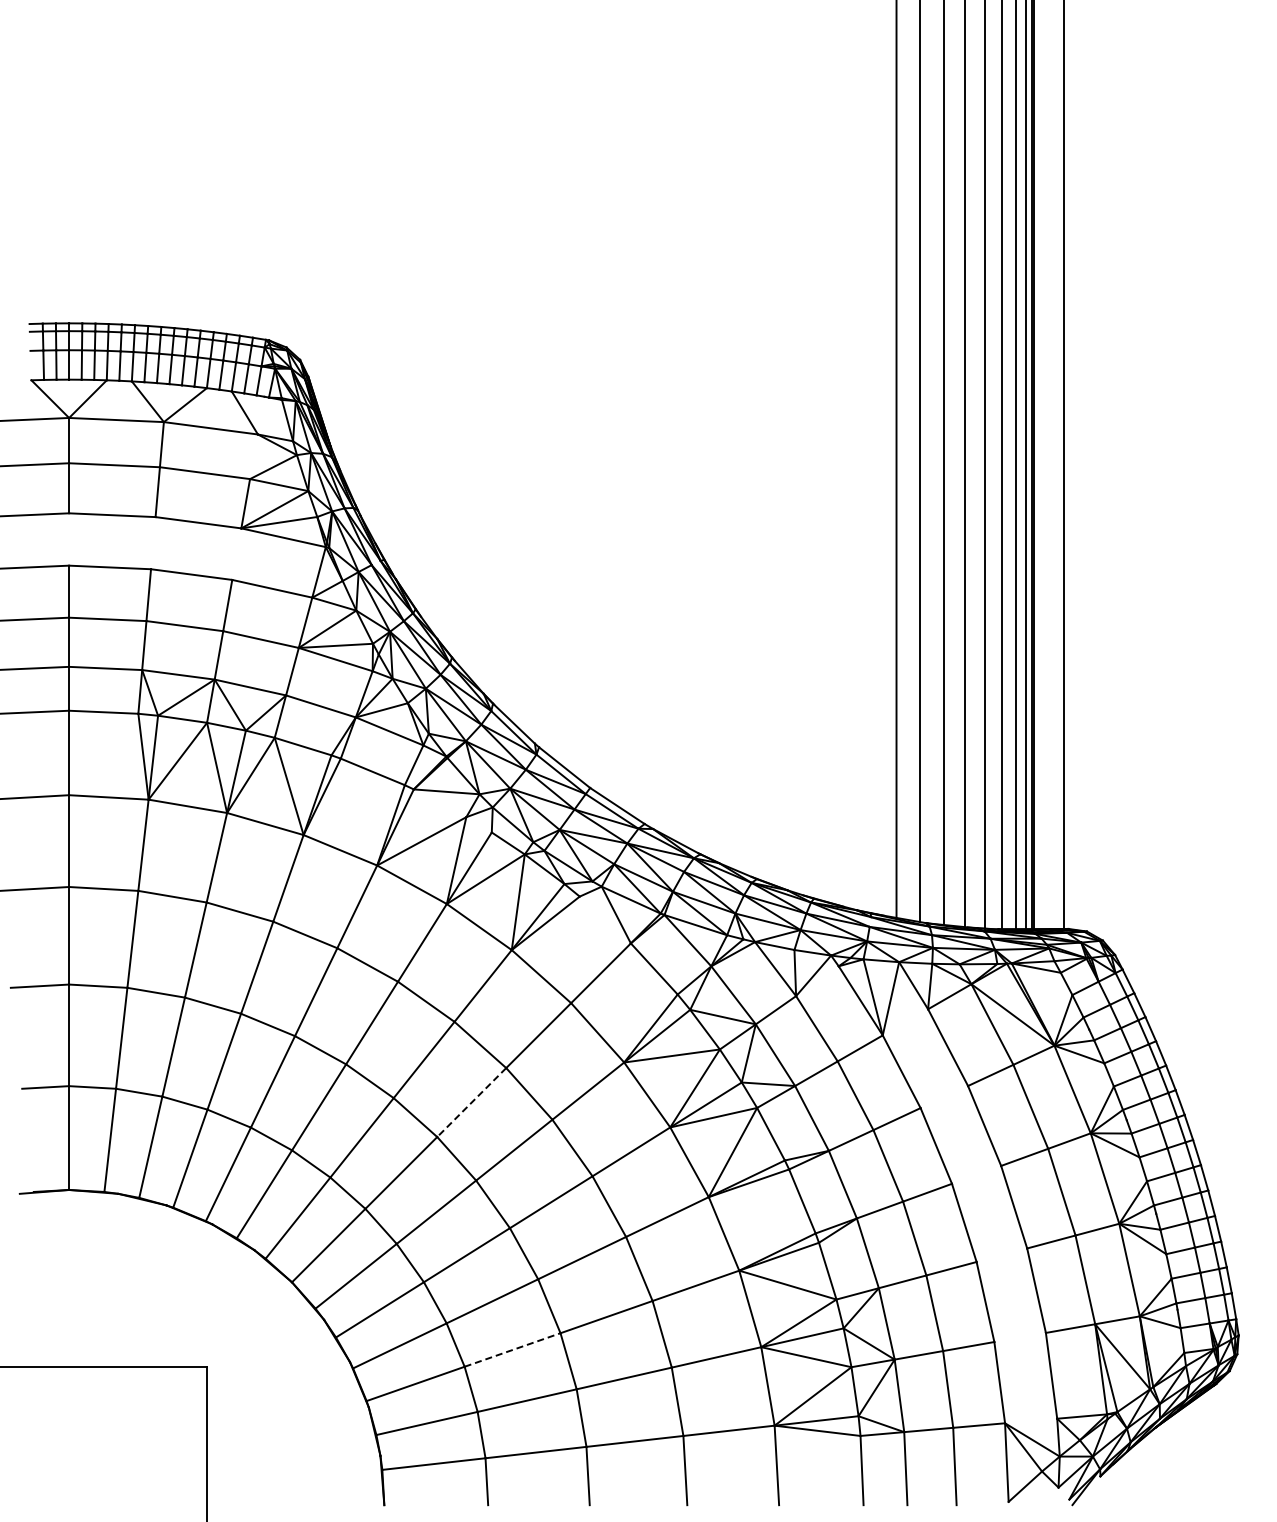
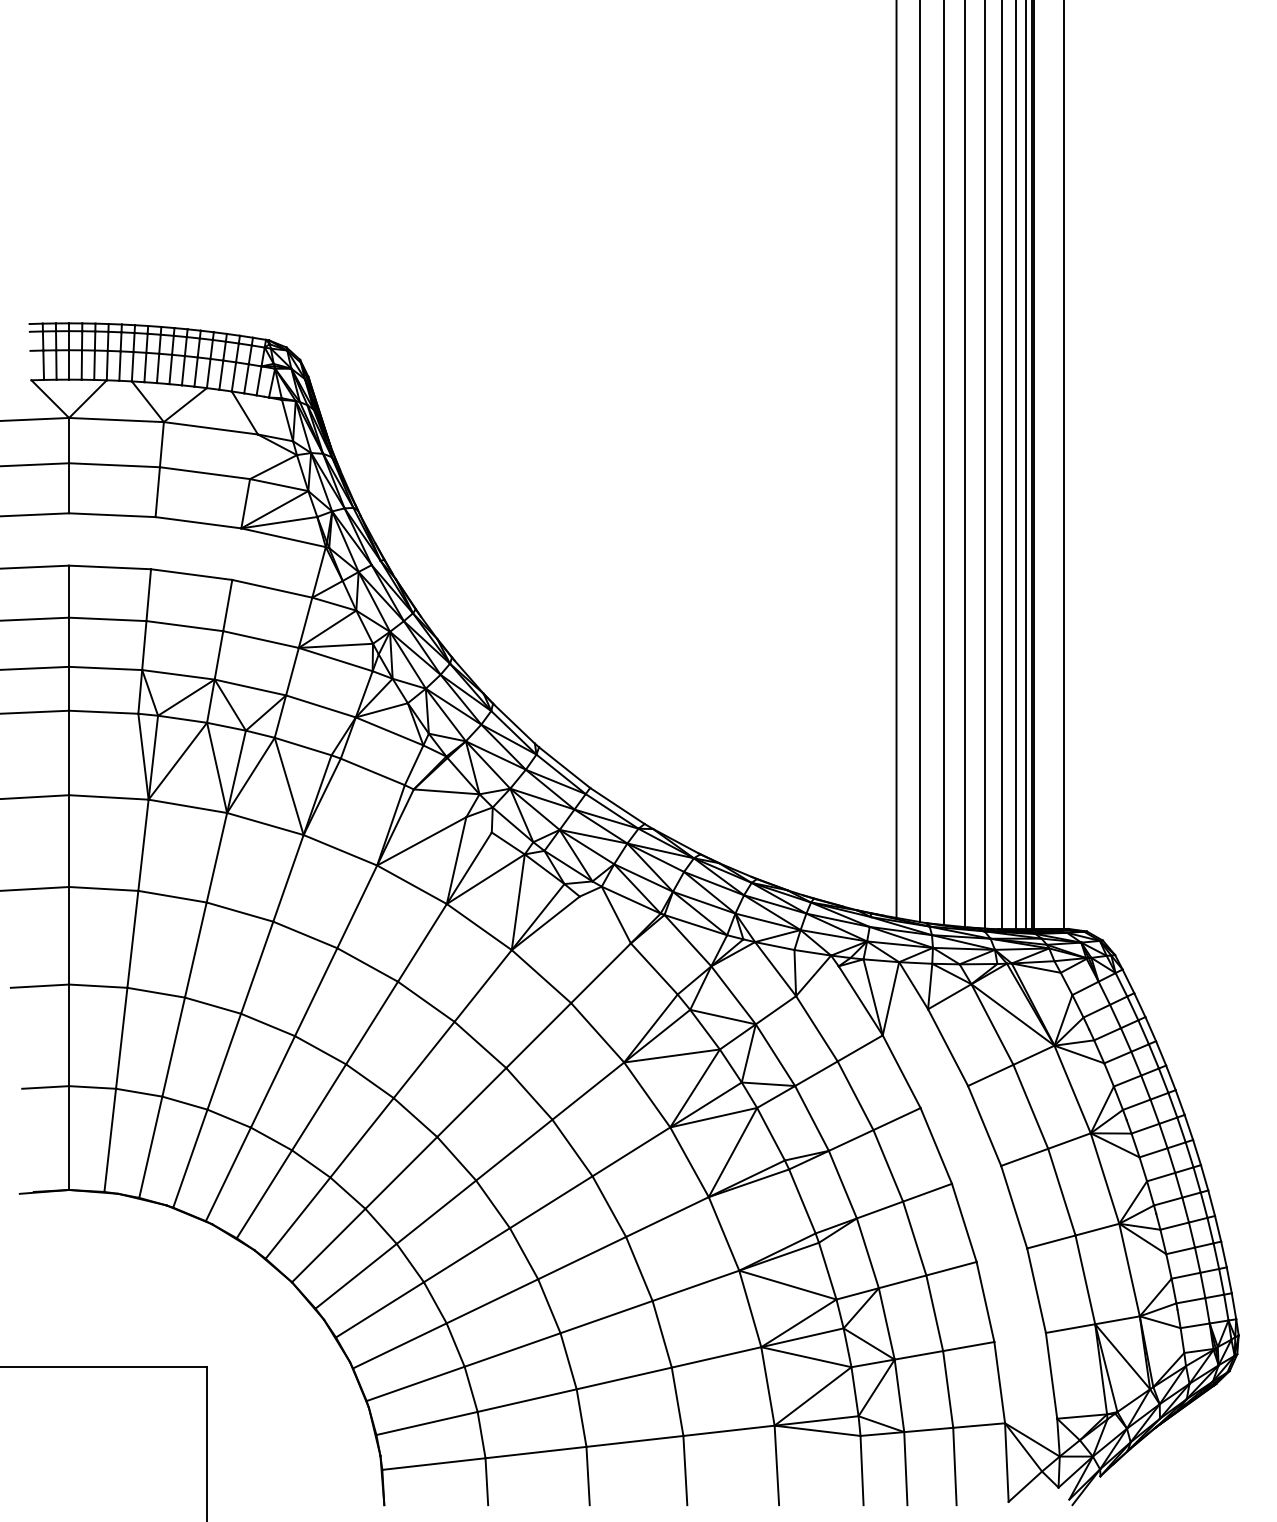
line: dashed -> solid (471, 1102)
line: dashed -> solid (512, 1350)
